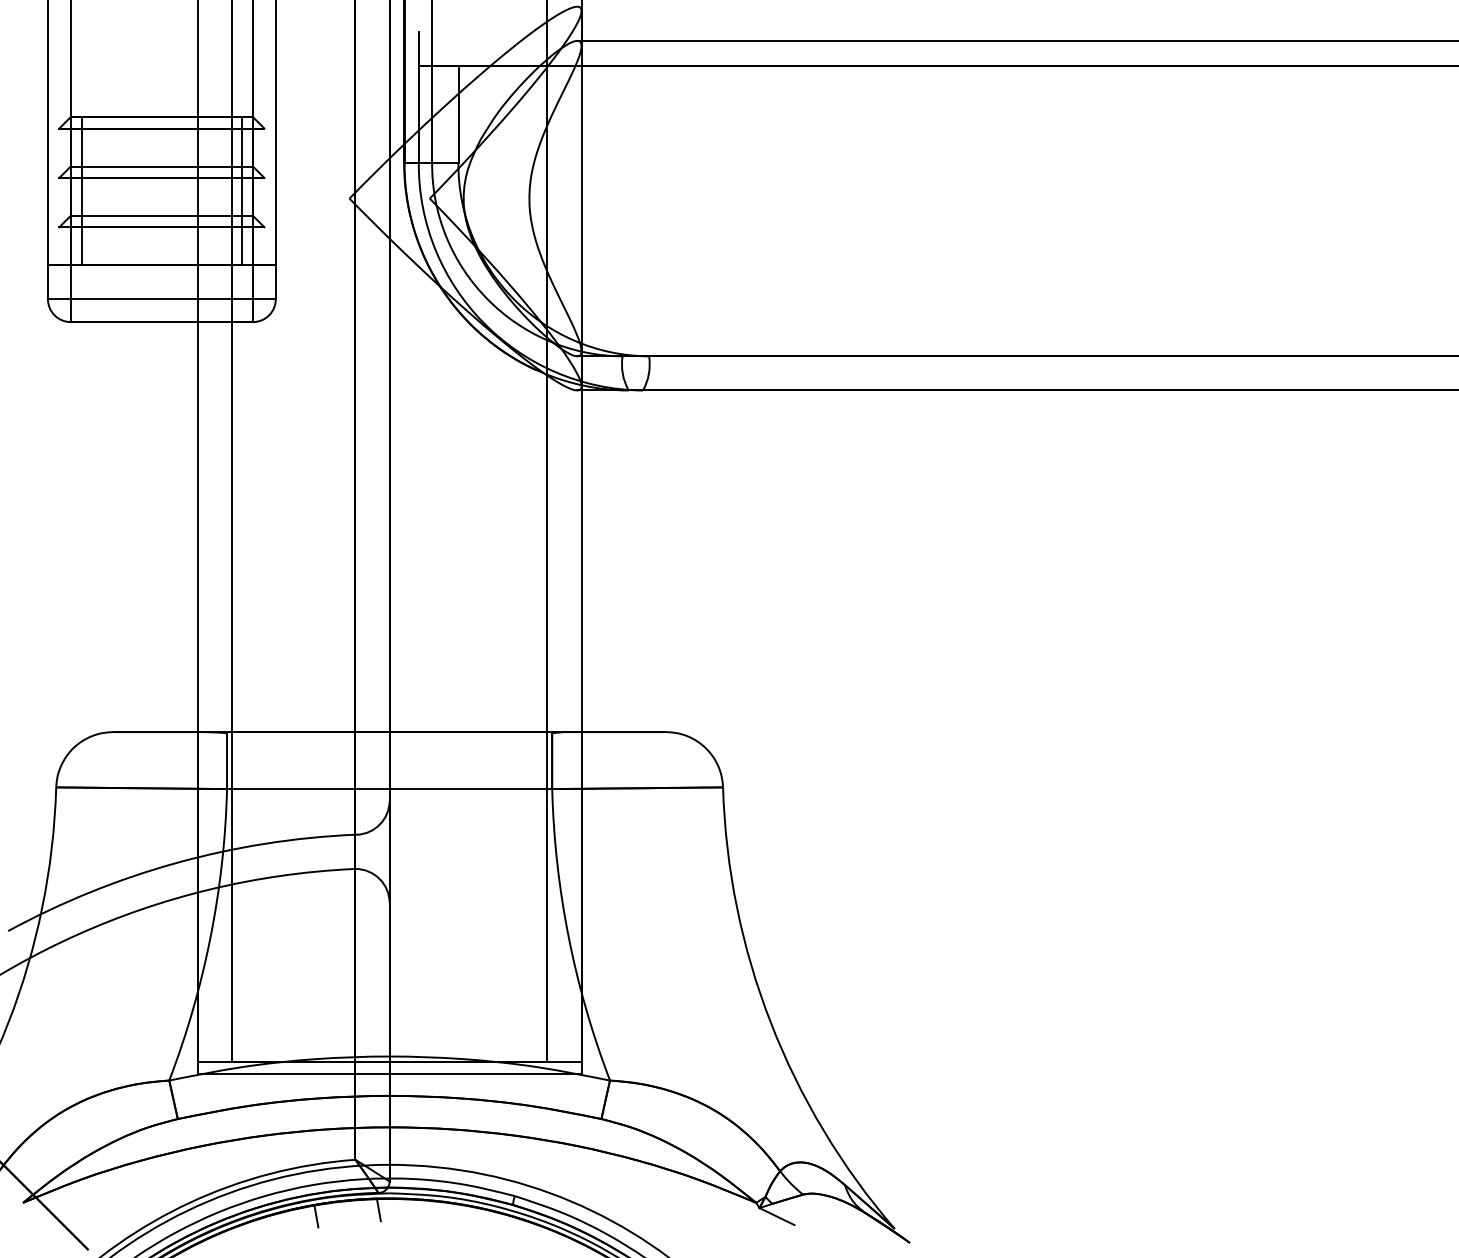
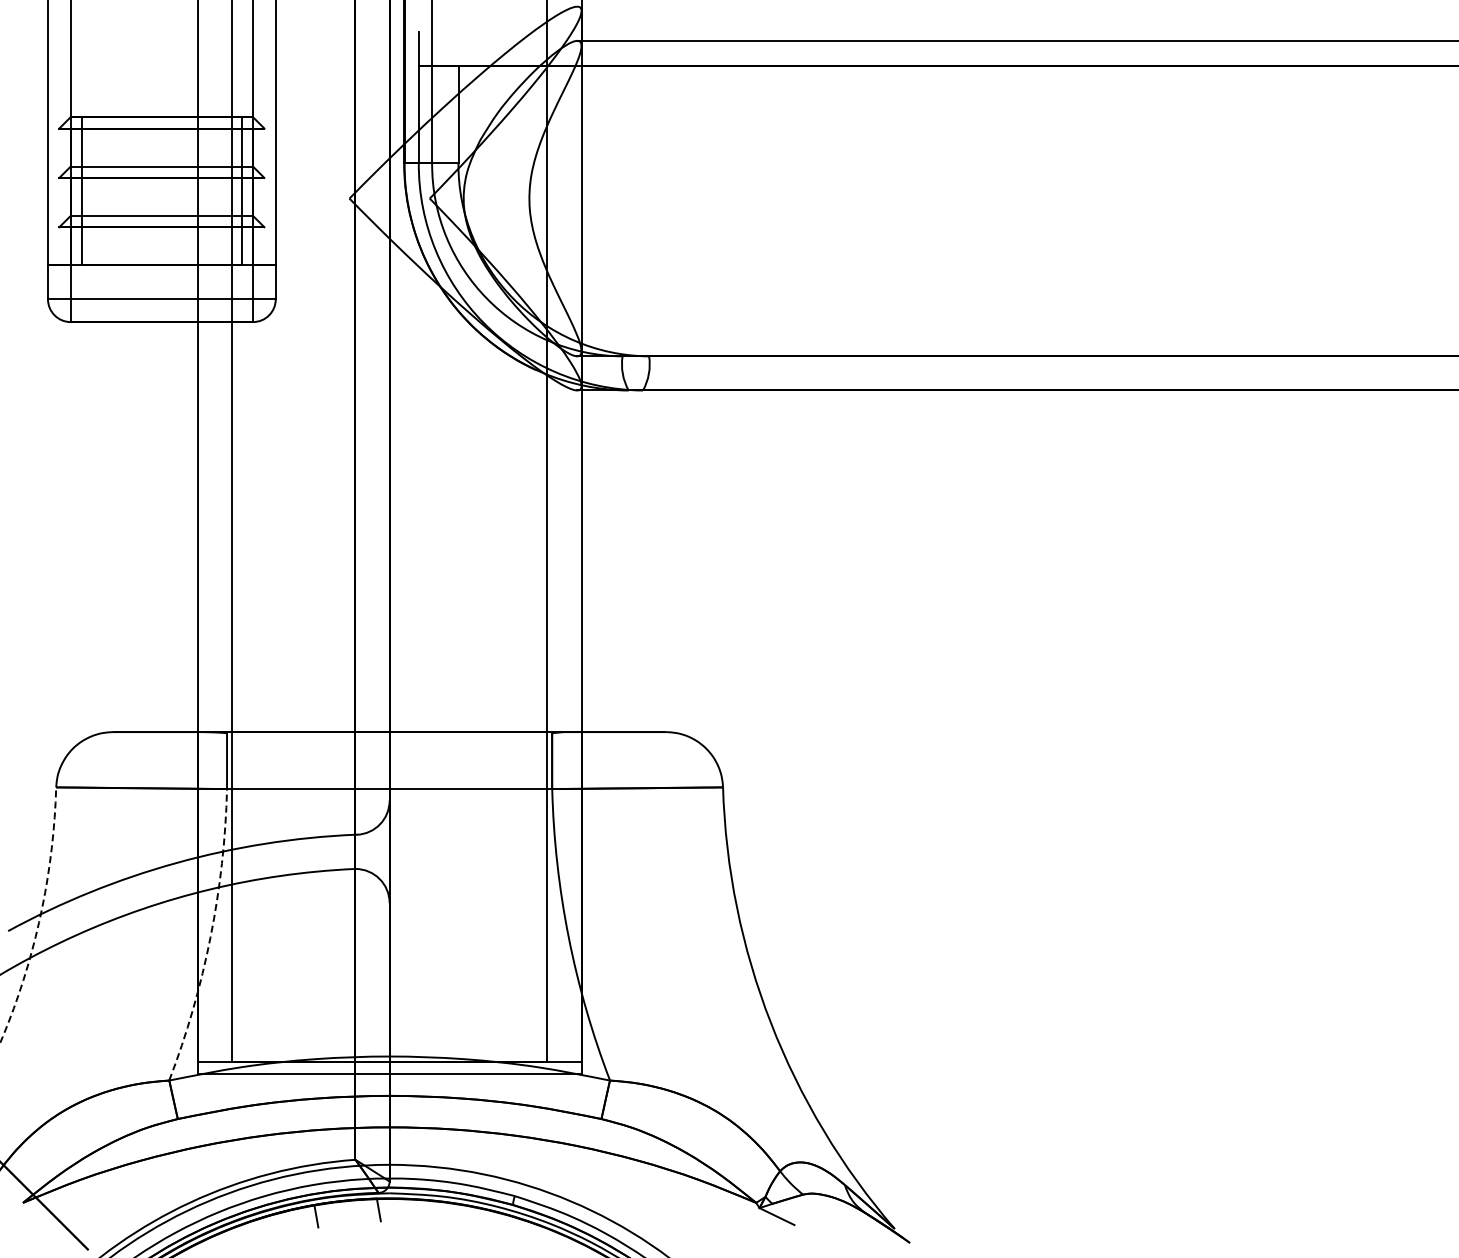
arc: solid -> dashed (39, 918)
arc: solid -> dashed (210, 937)
